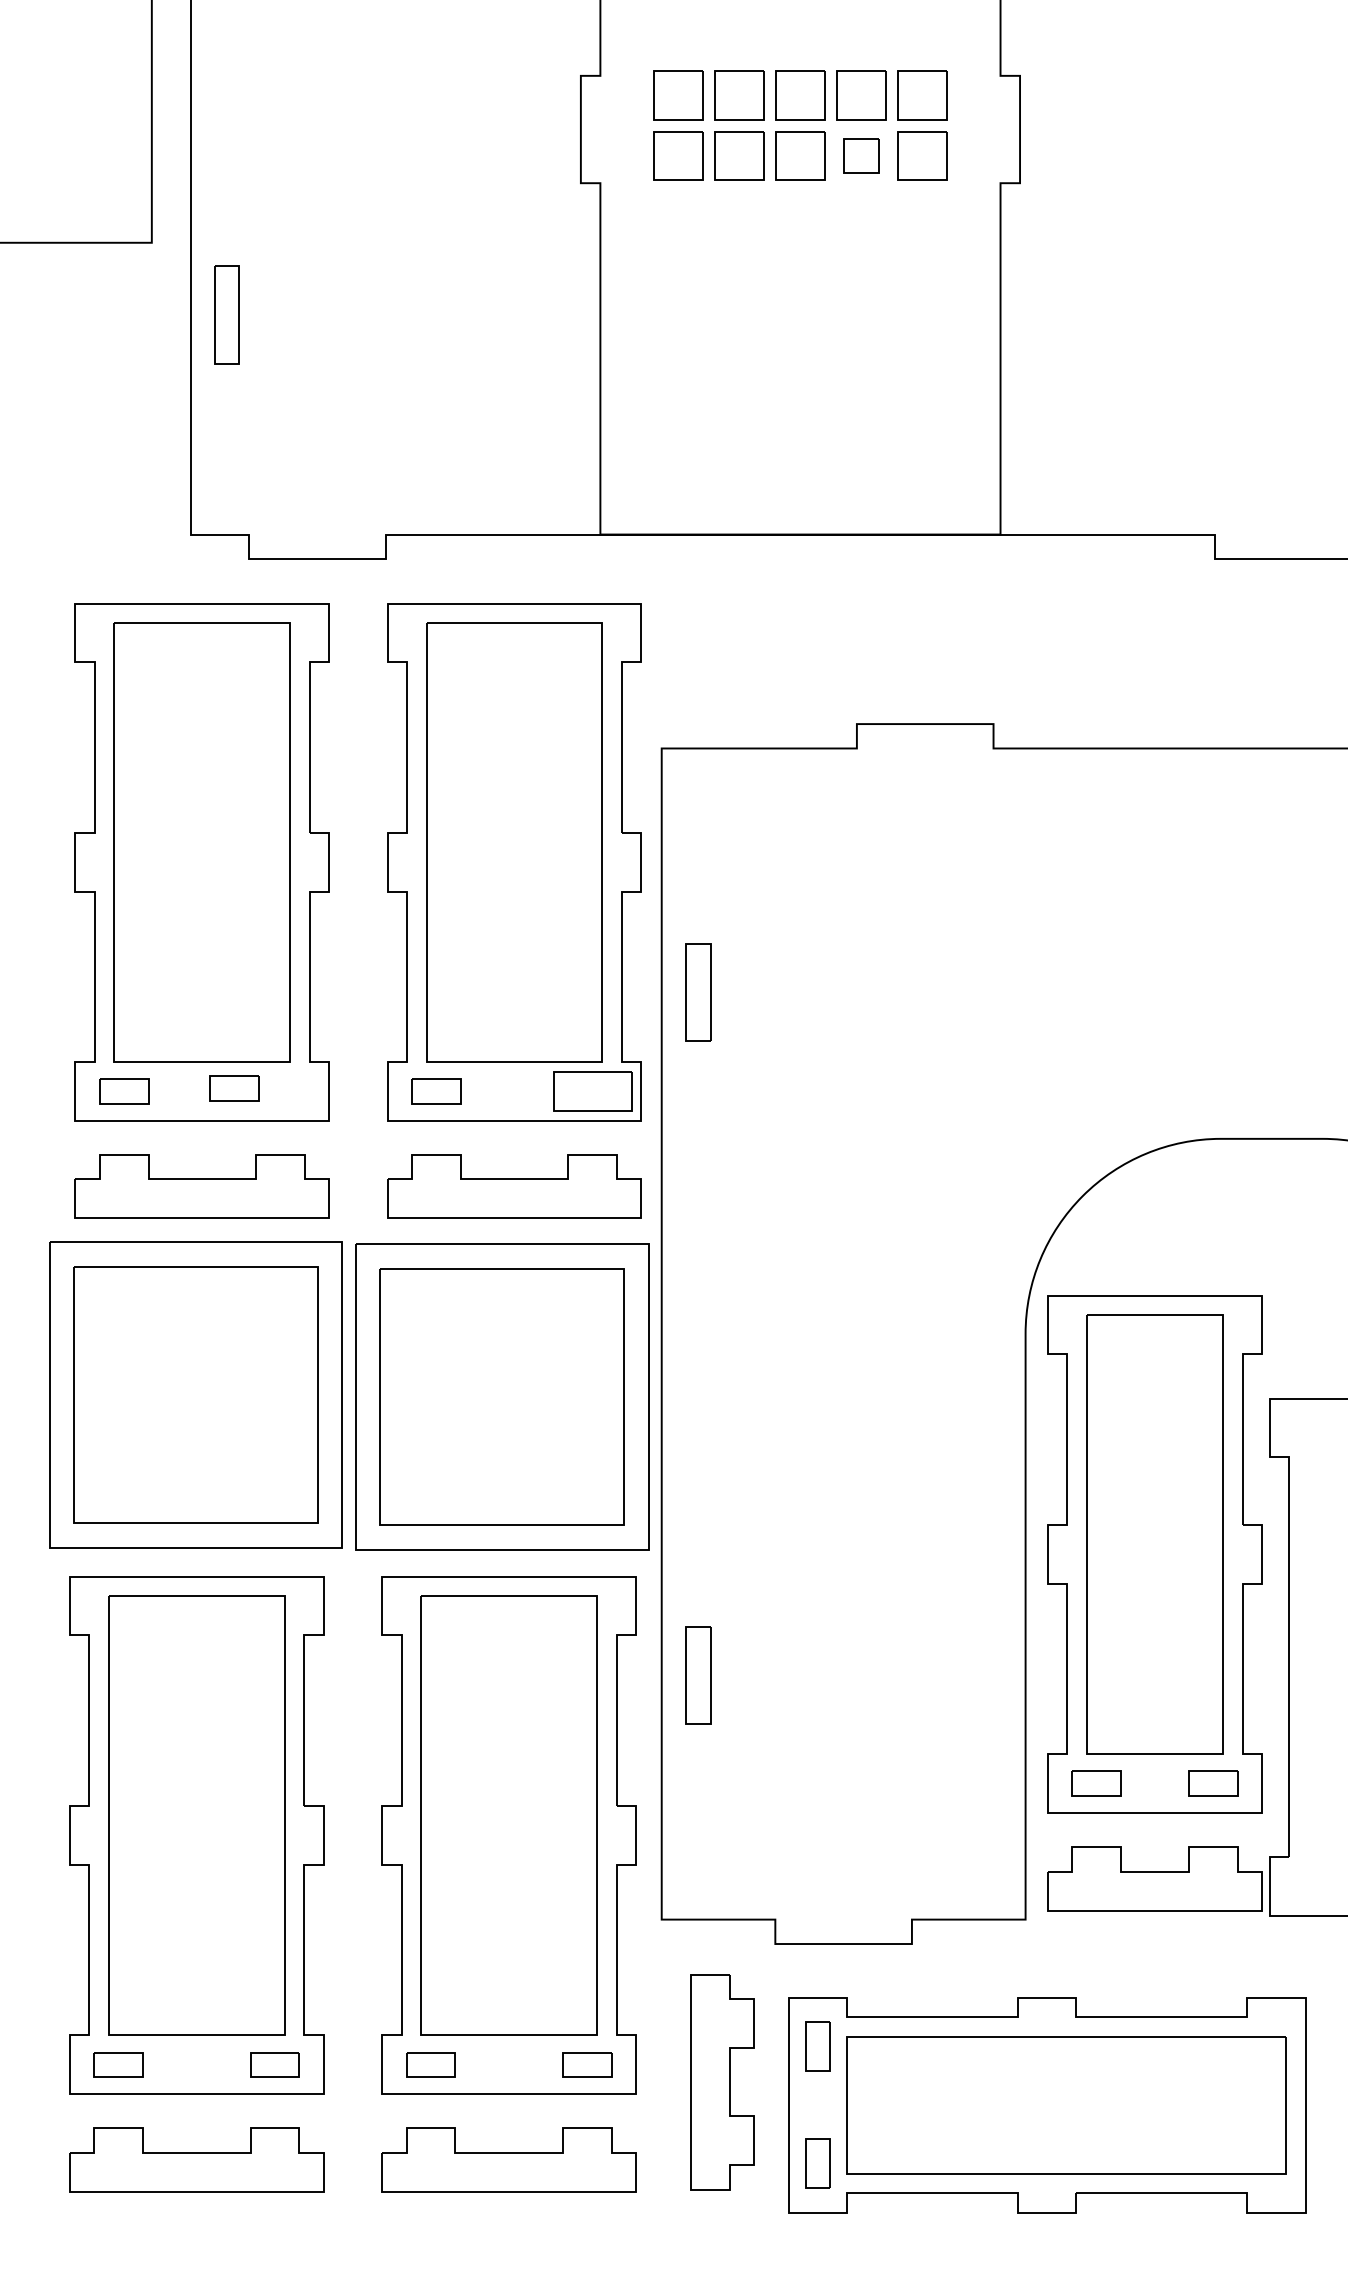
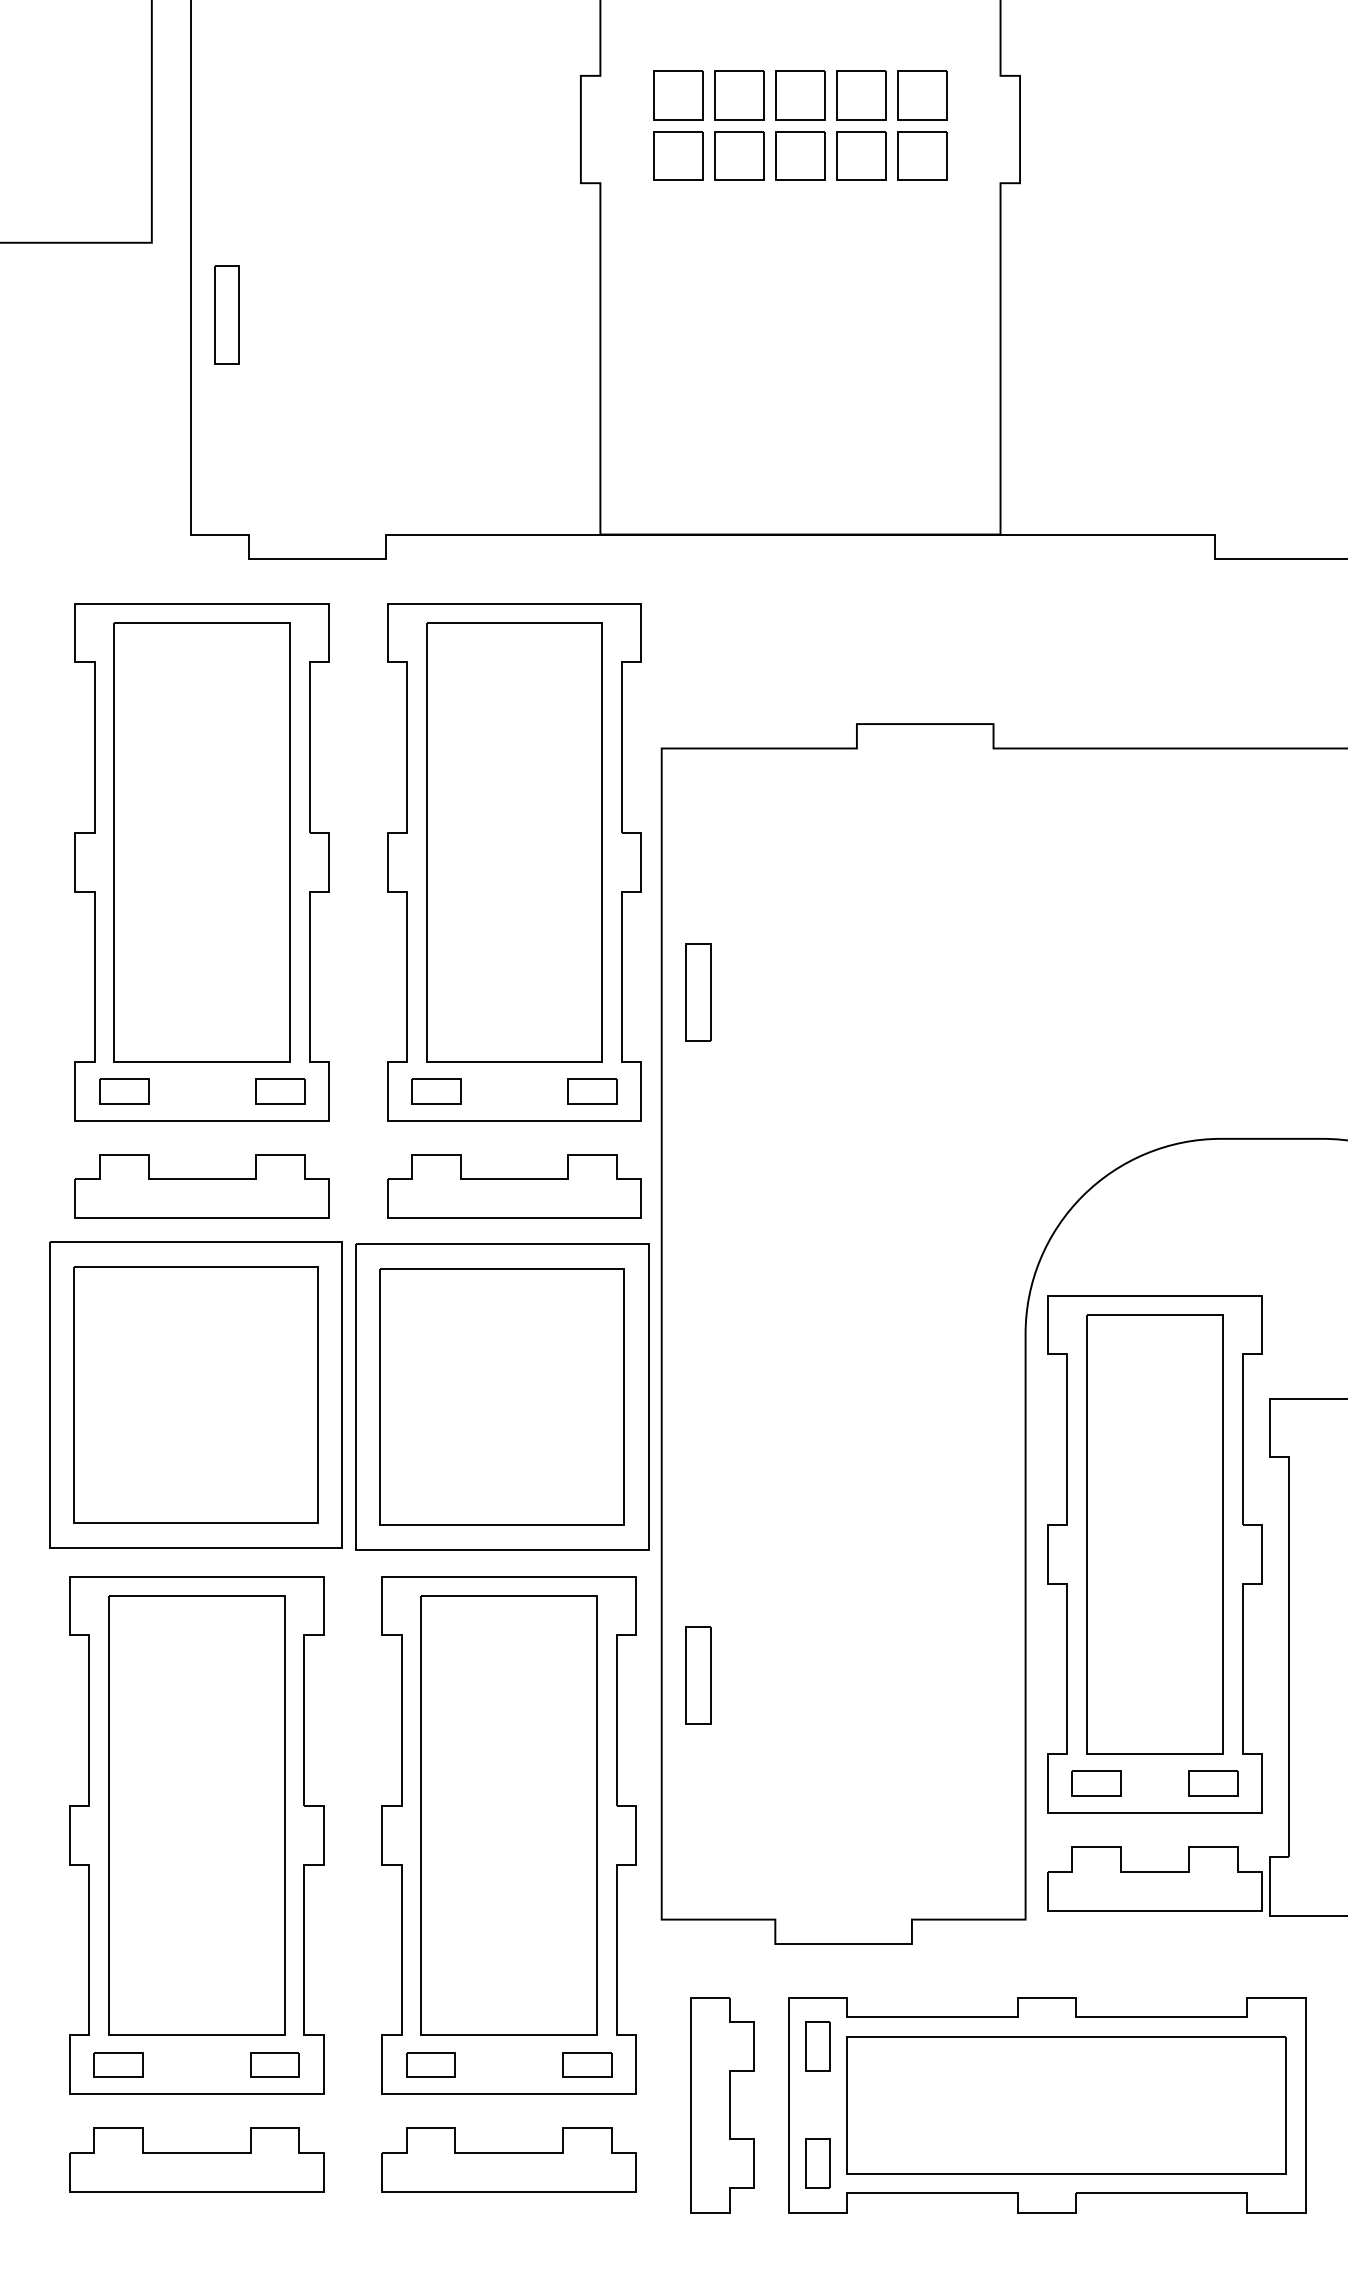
part size: 37x36 px -> 51x50 px (861, 155)
part position: (234, 1088) -> (280, 1091) (280, 1091)
part size: 80x41 px -> 51x27 px (592, 1091)
part position: (722, 2082) -> (722, 2105) (722, 2105)
